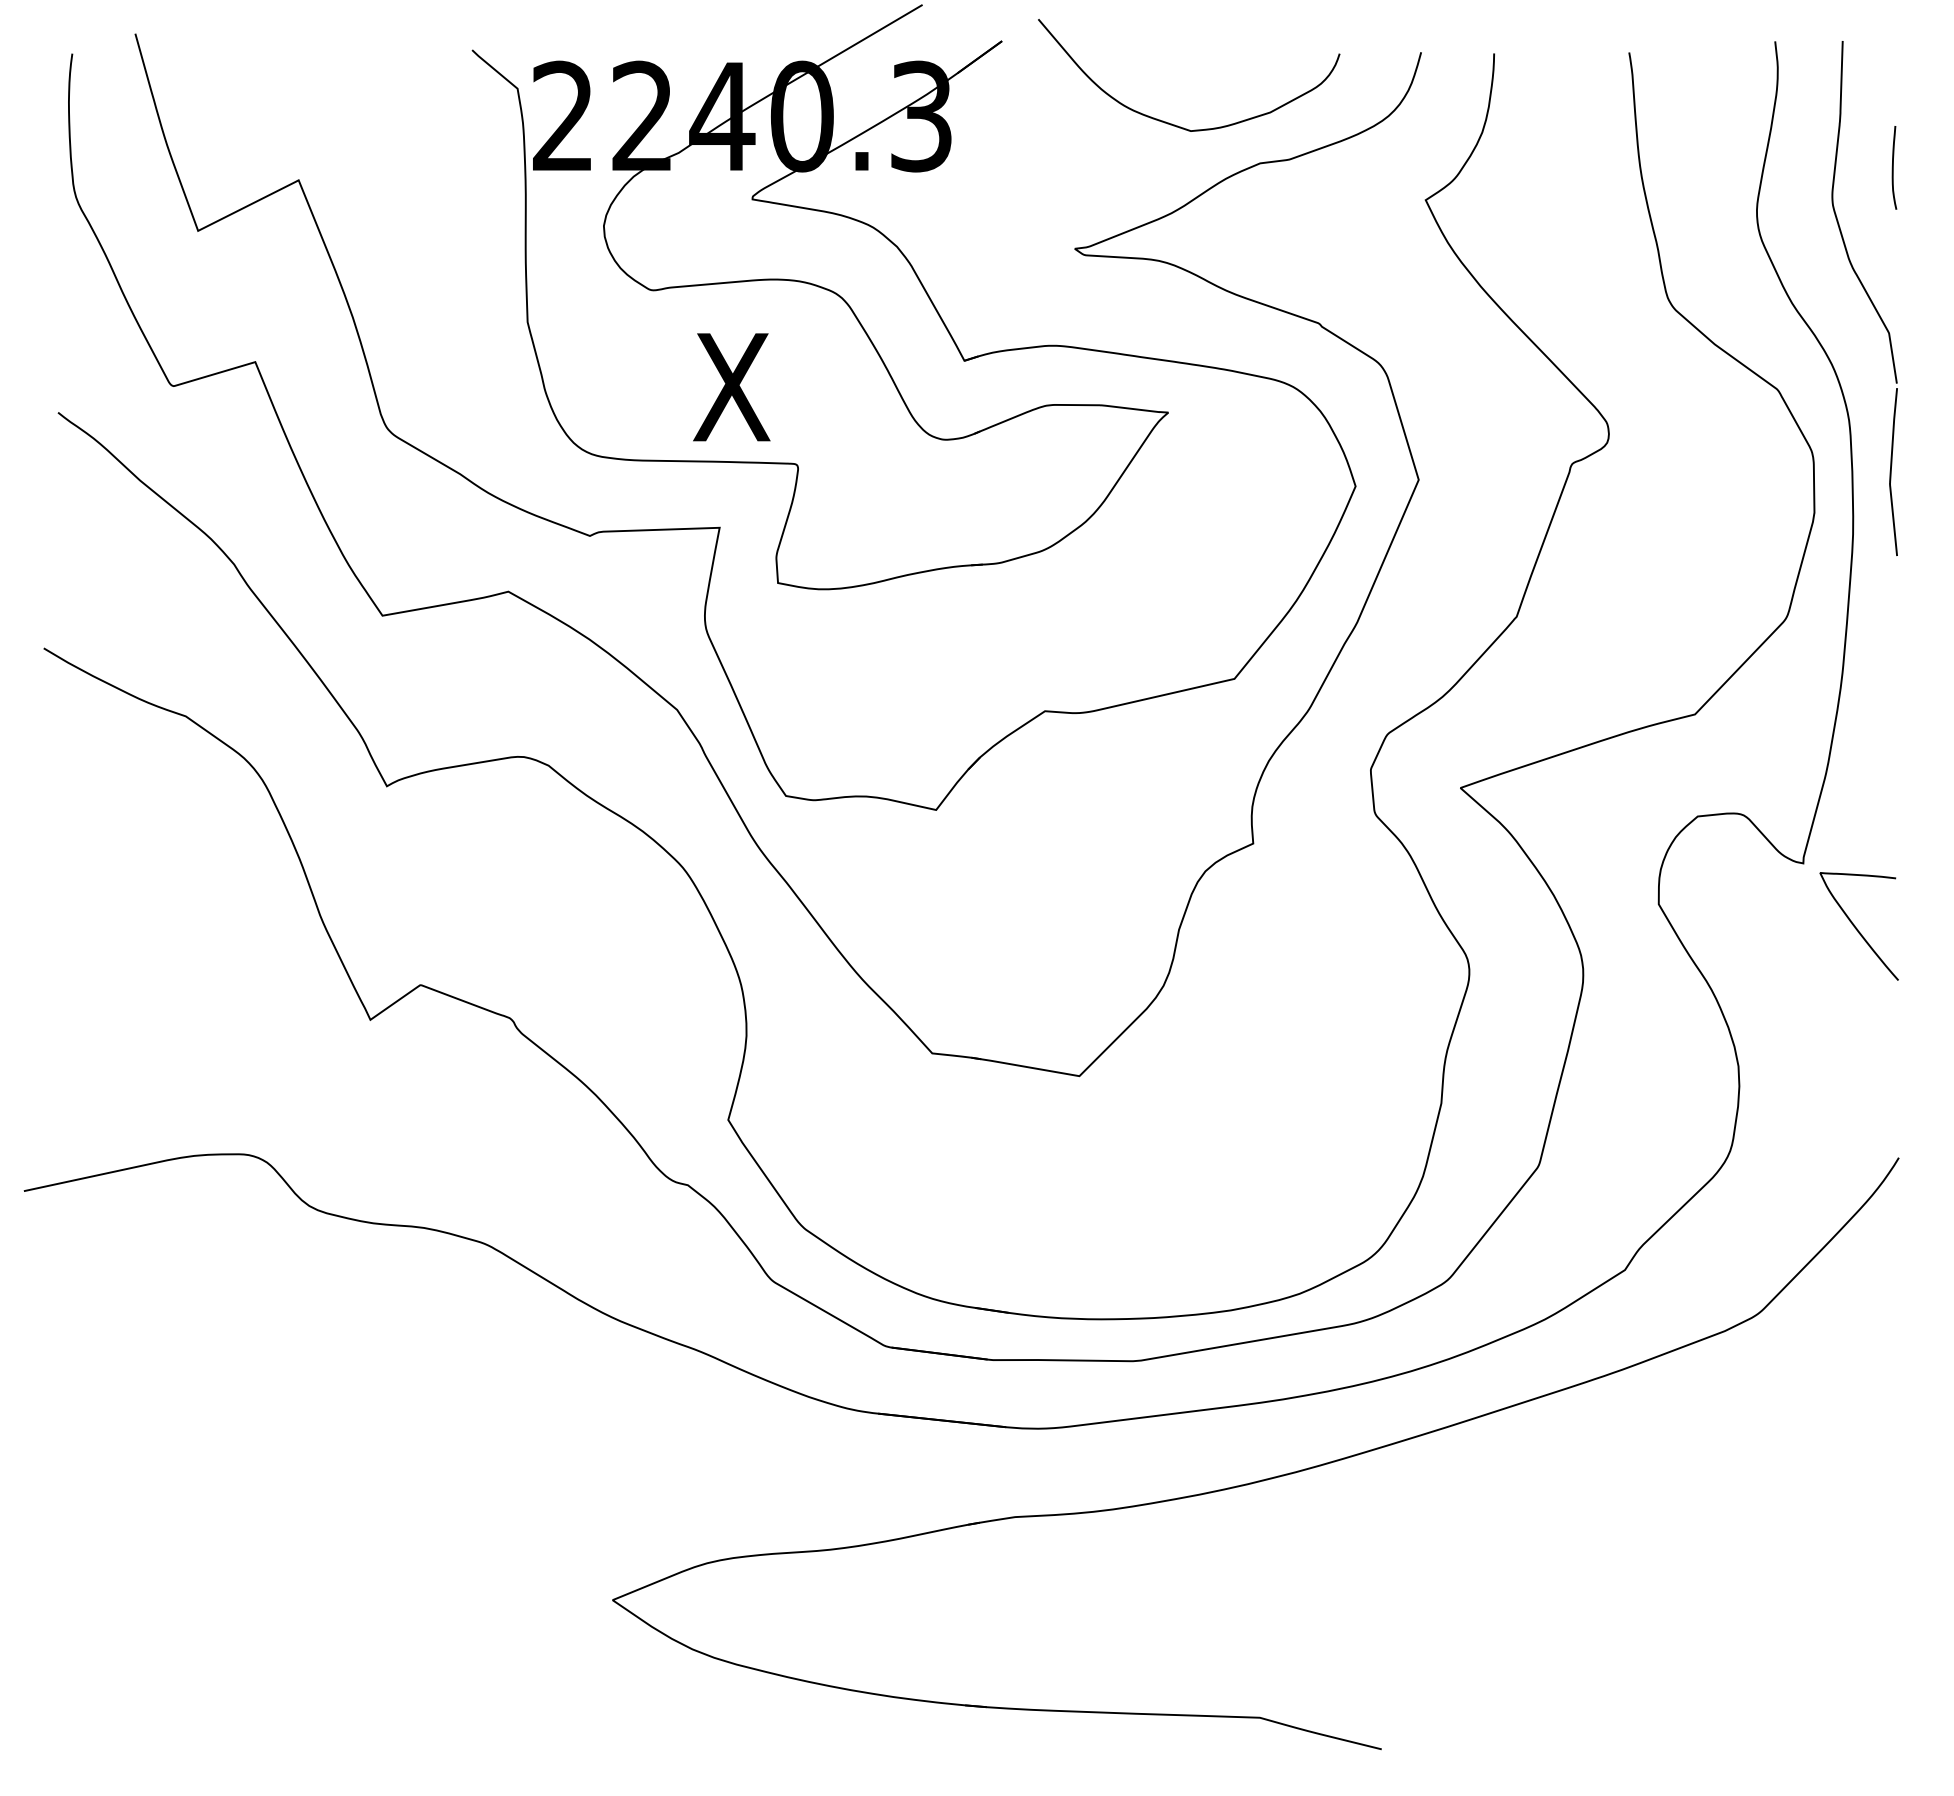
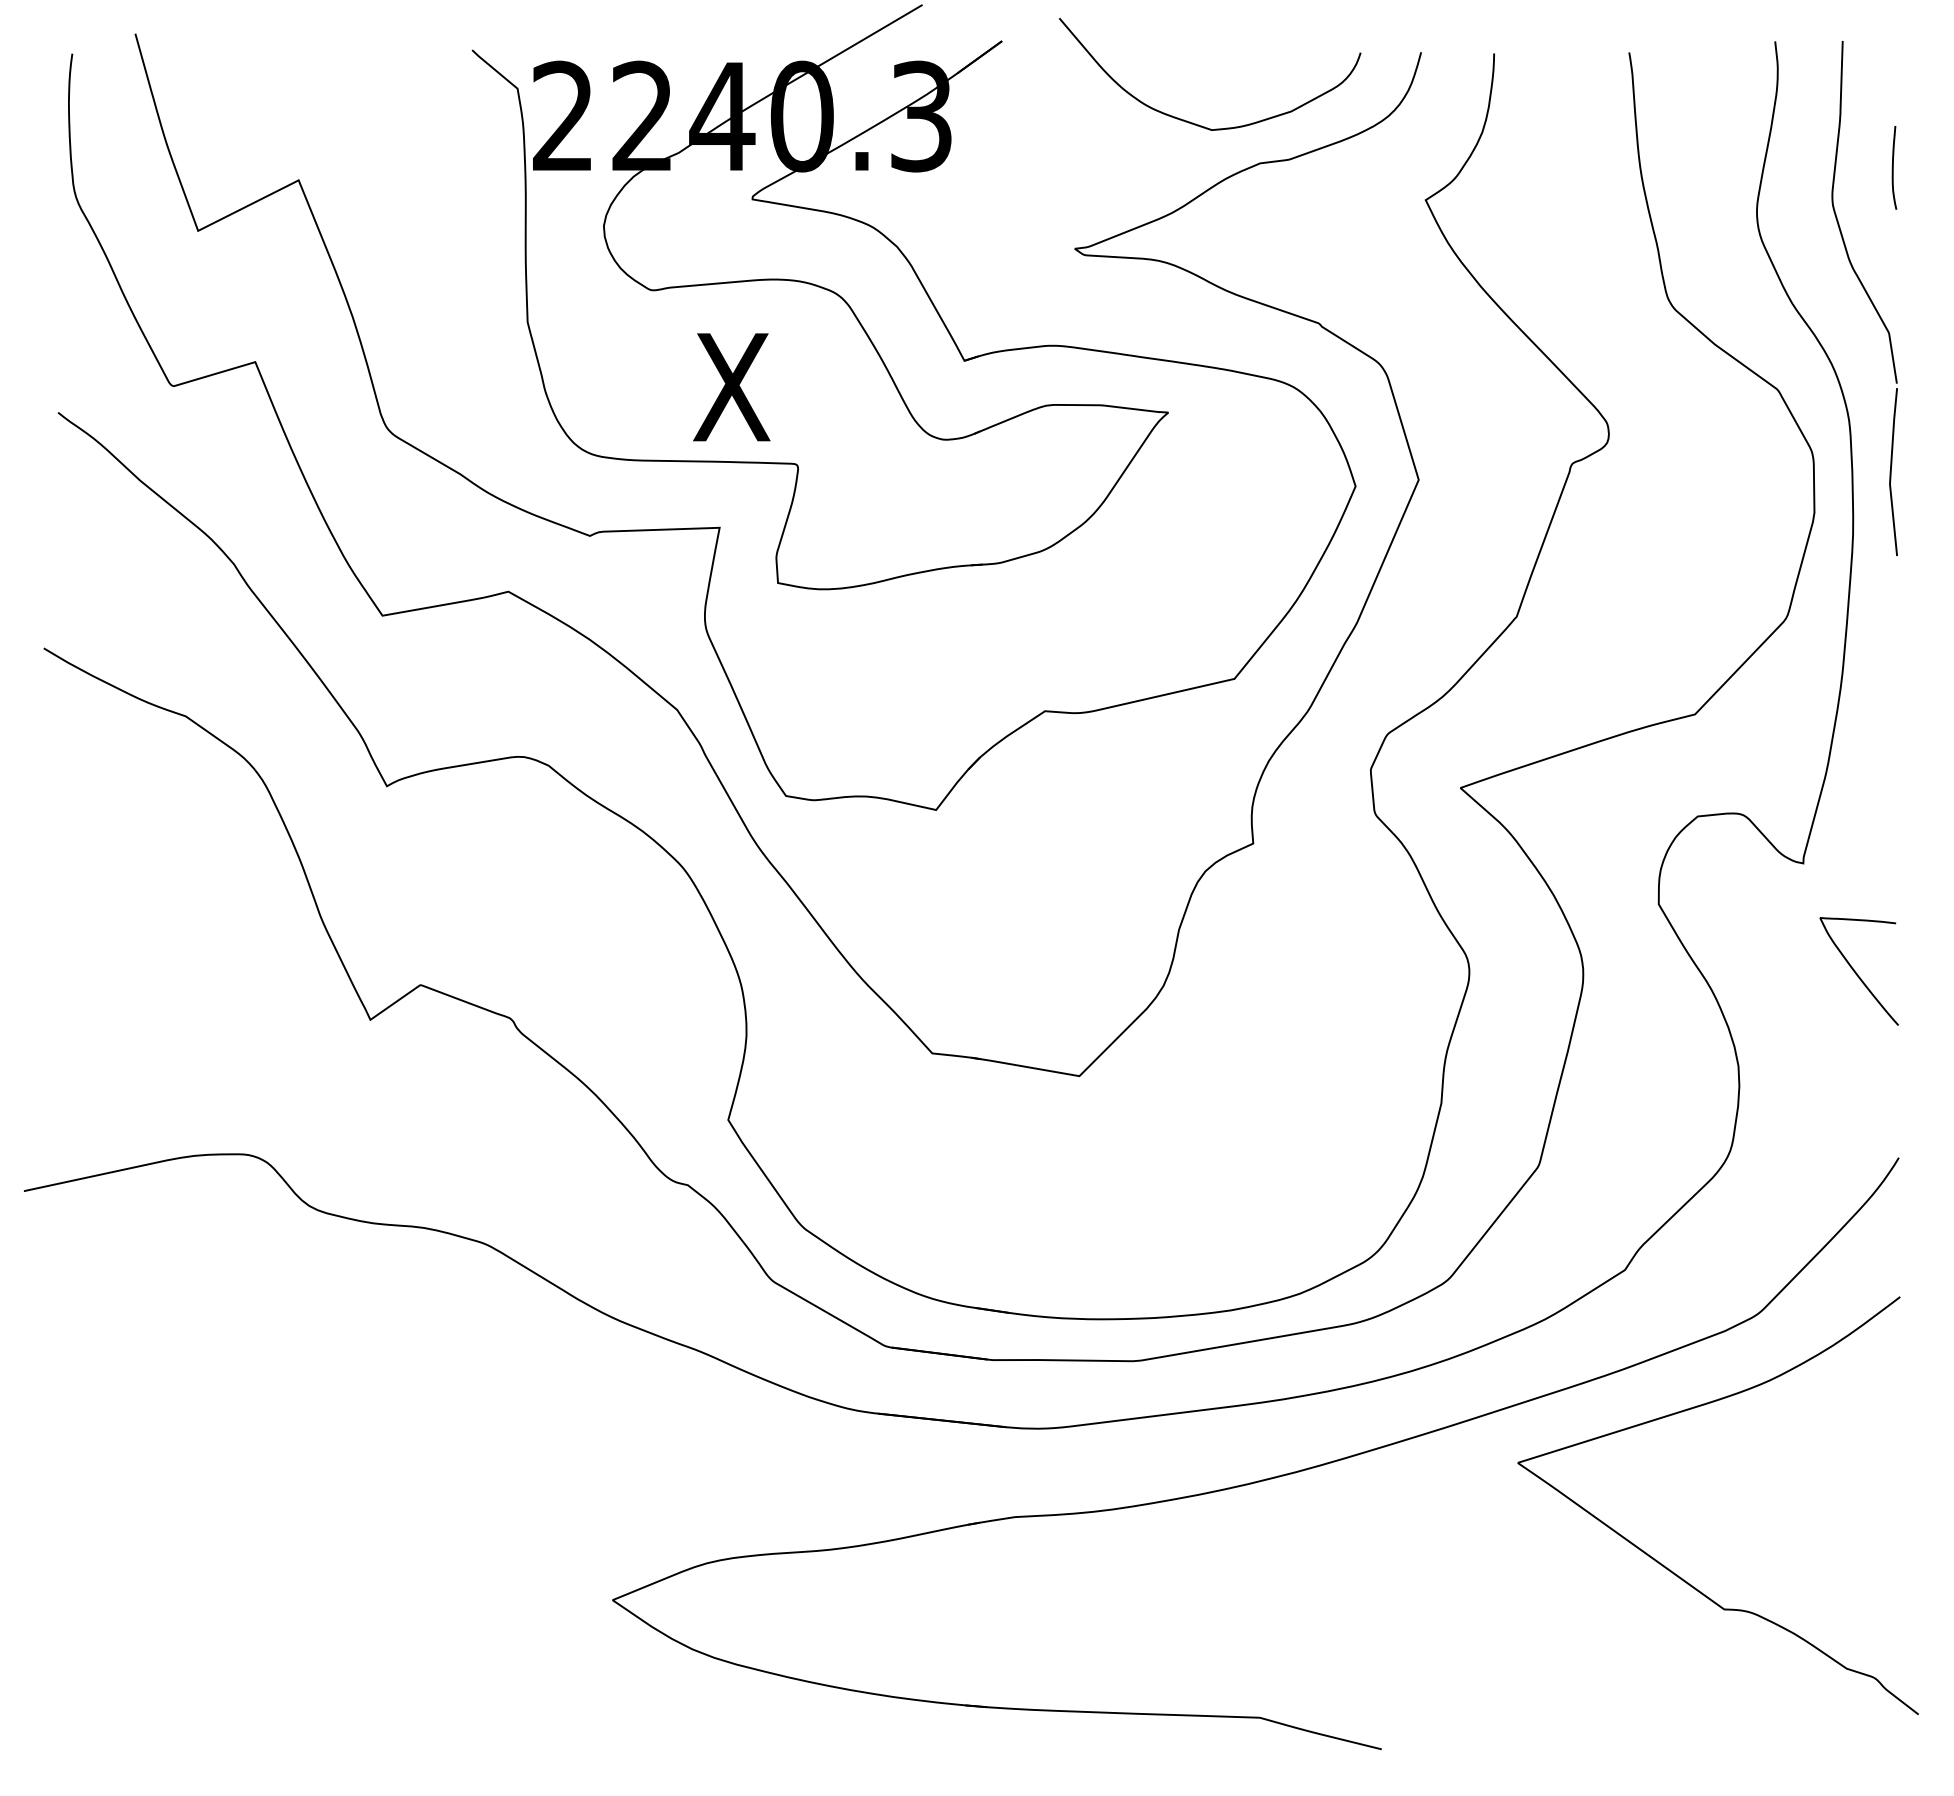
curve position: (1169, 122) -> (1190, 121) (1190, 121)
curve position: (1856, 927) -> (1856, 972) (1856, 972)
curve: none -> present (1670, 1569)
